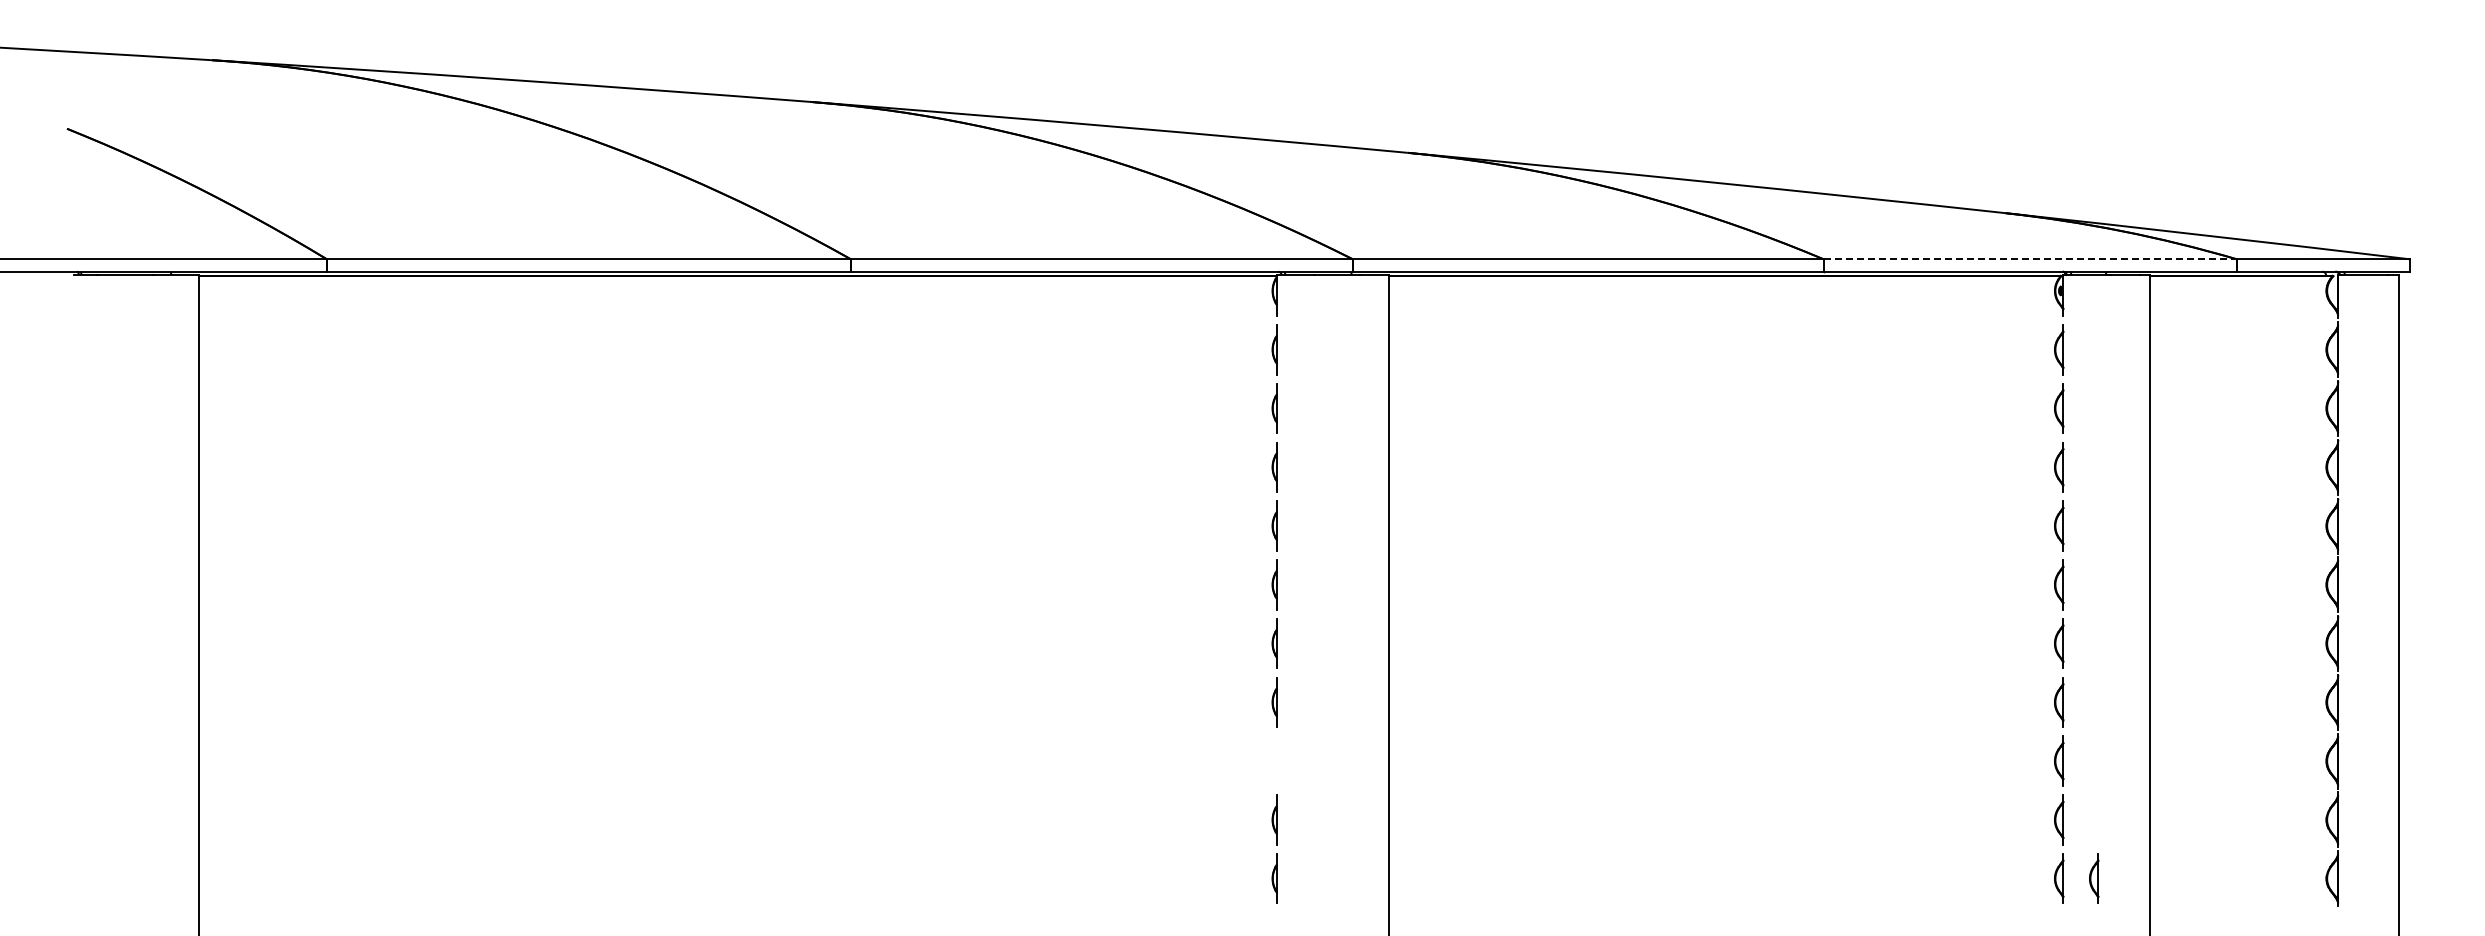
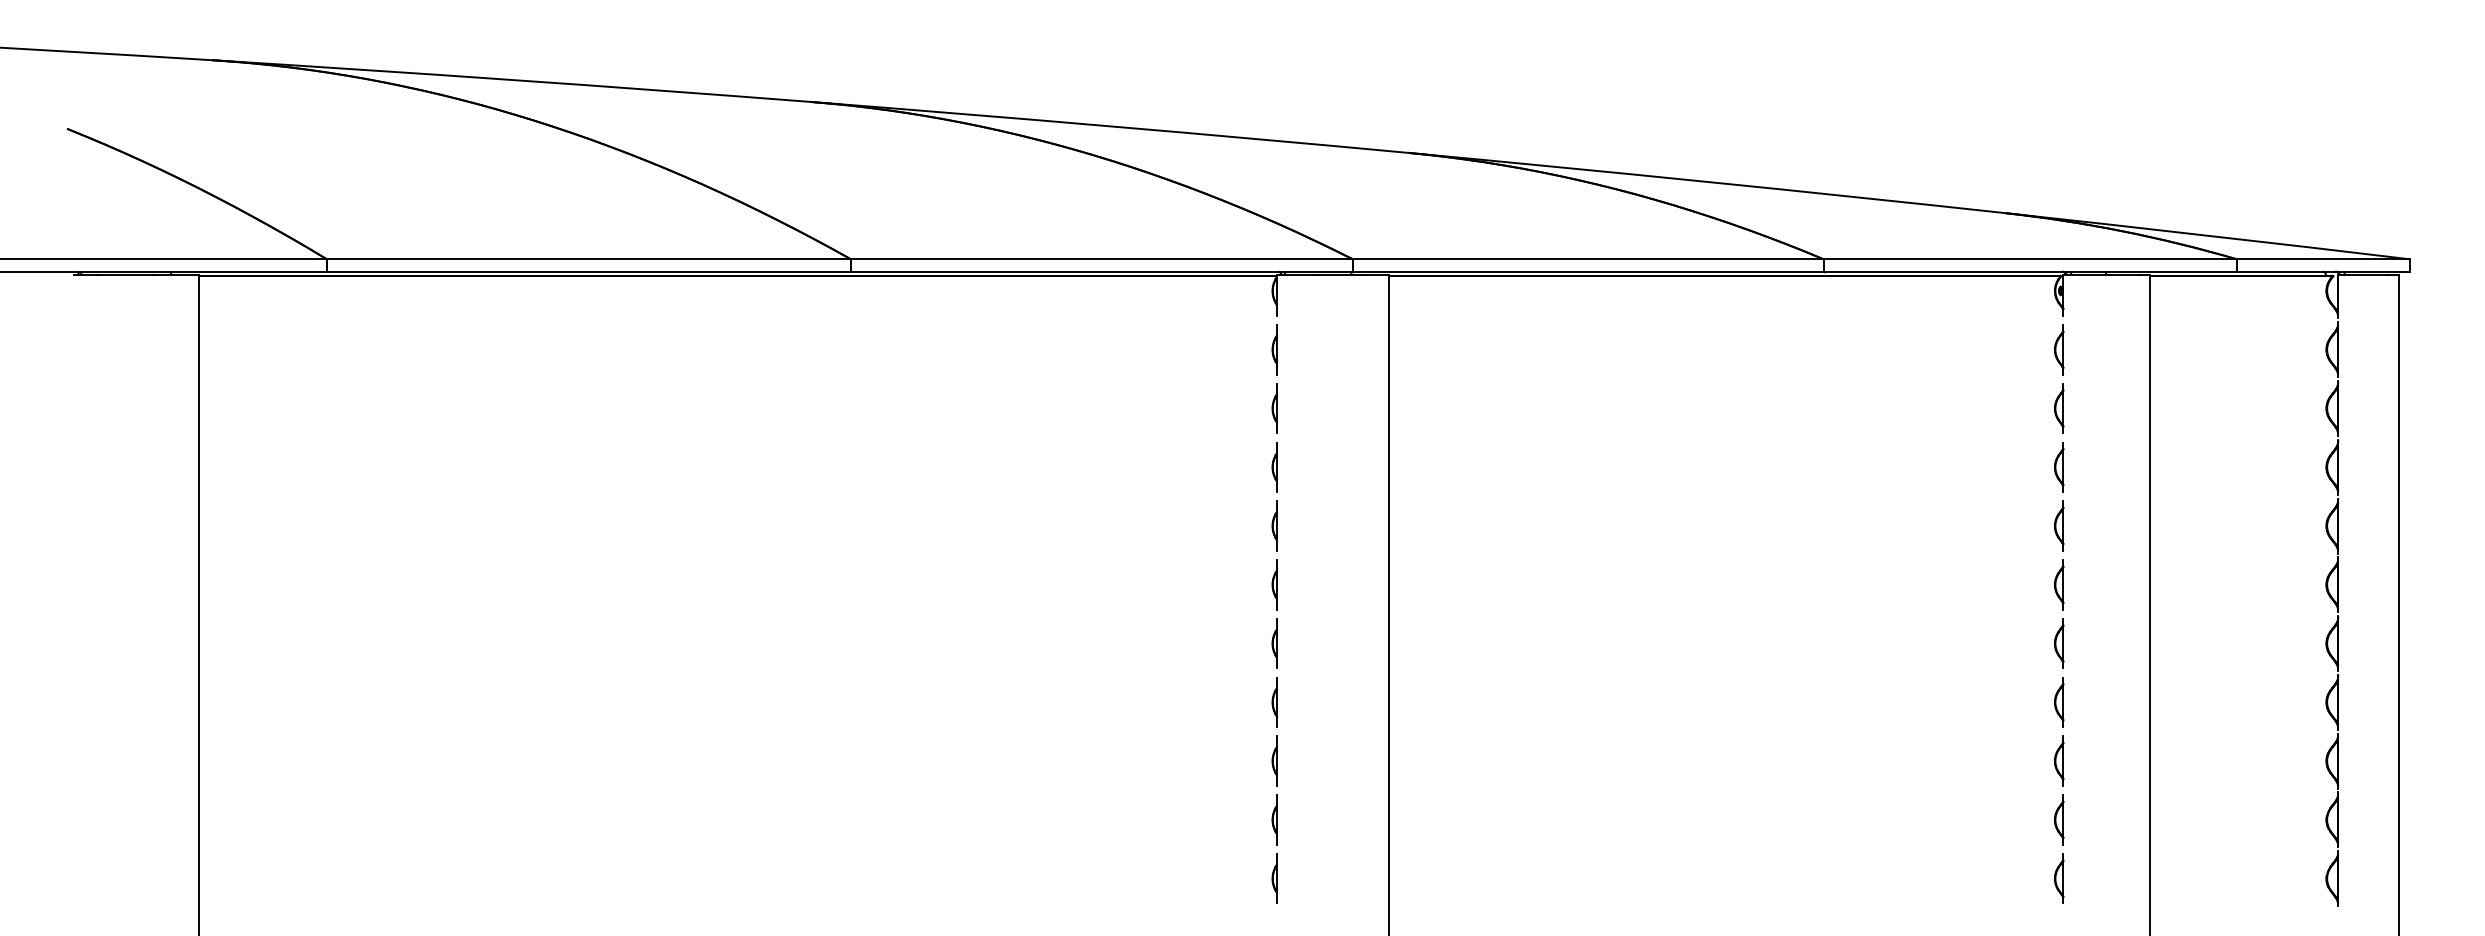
line: dashed -> solid (2030, 259)
part: none -> present (1274, 760)
part: present -> none (2094, 878)
